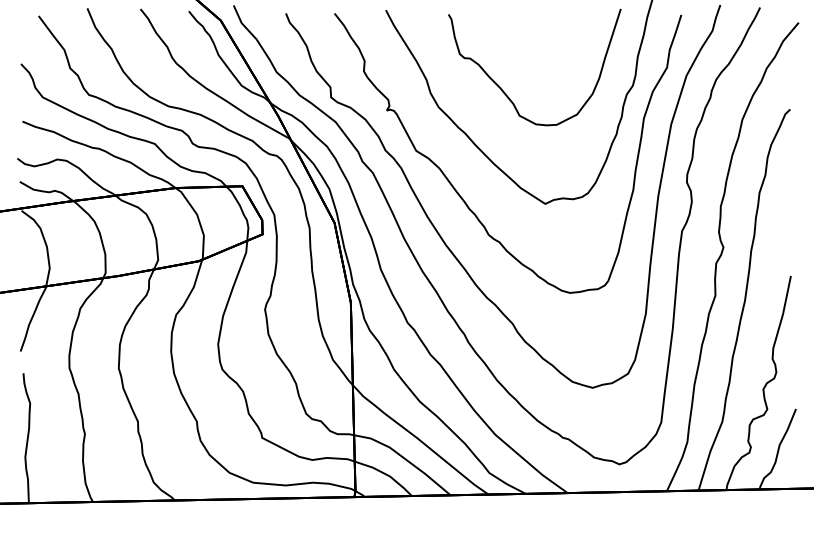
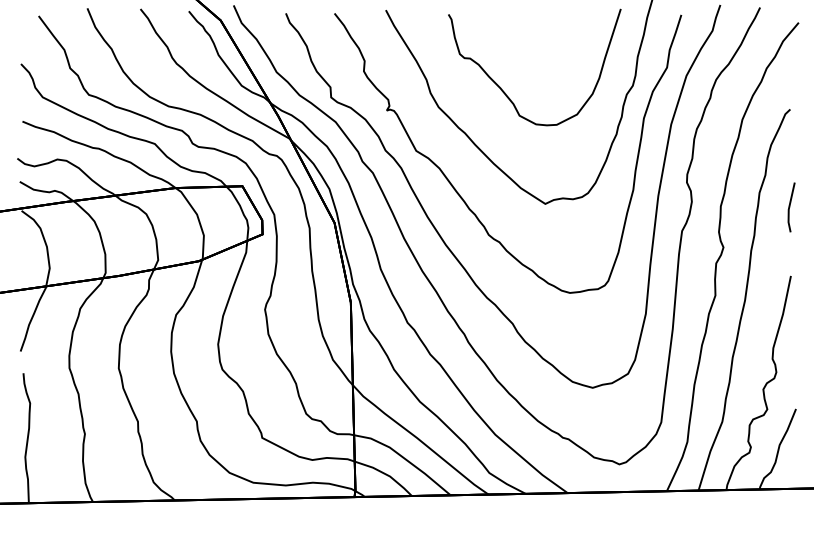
line: none -> present (790, 207)
